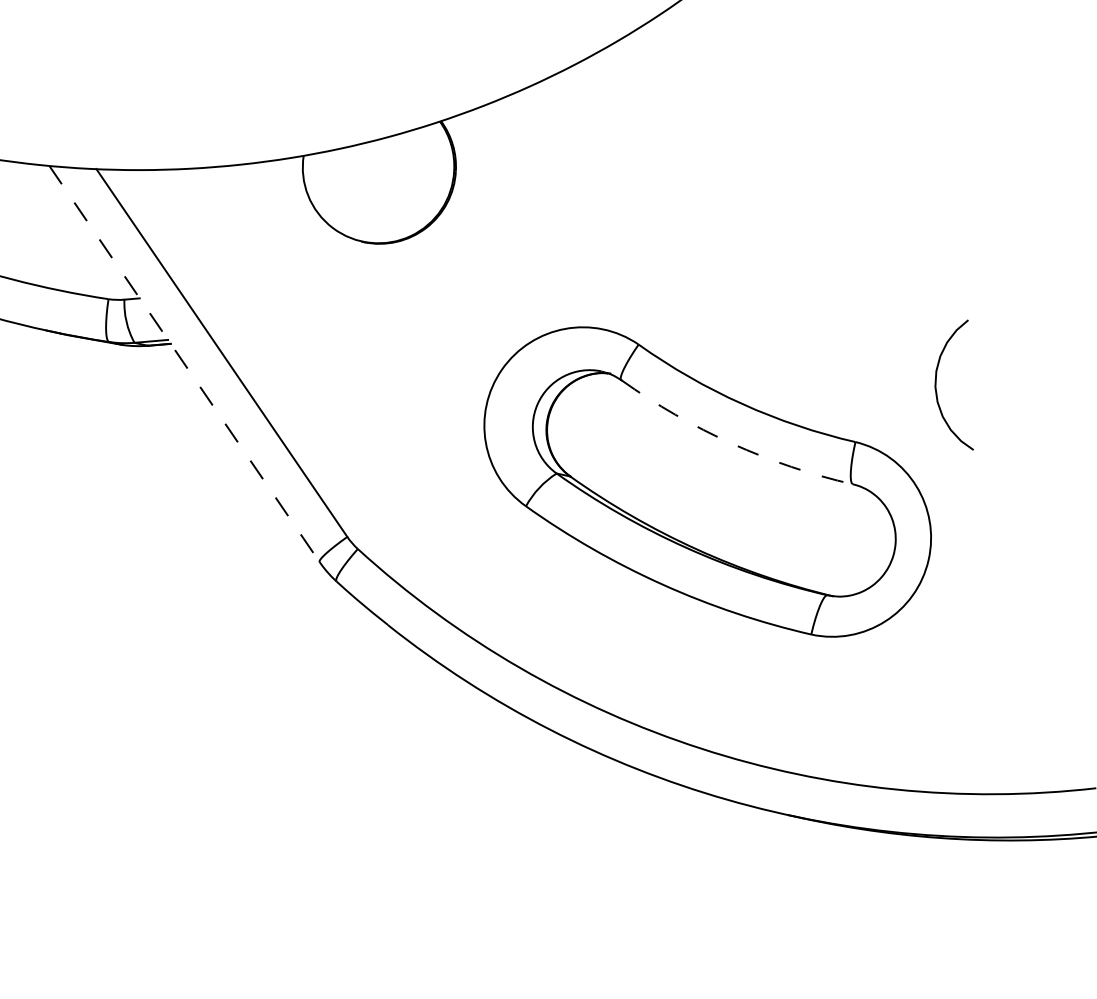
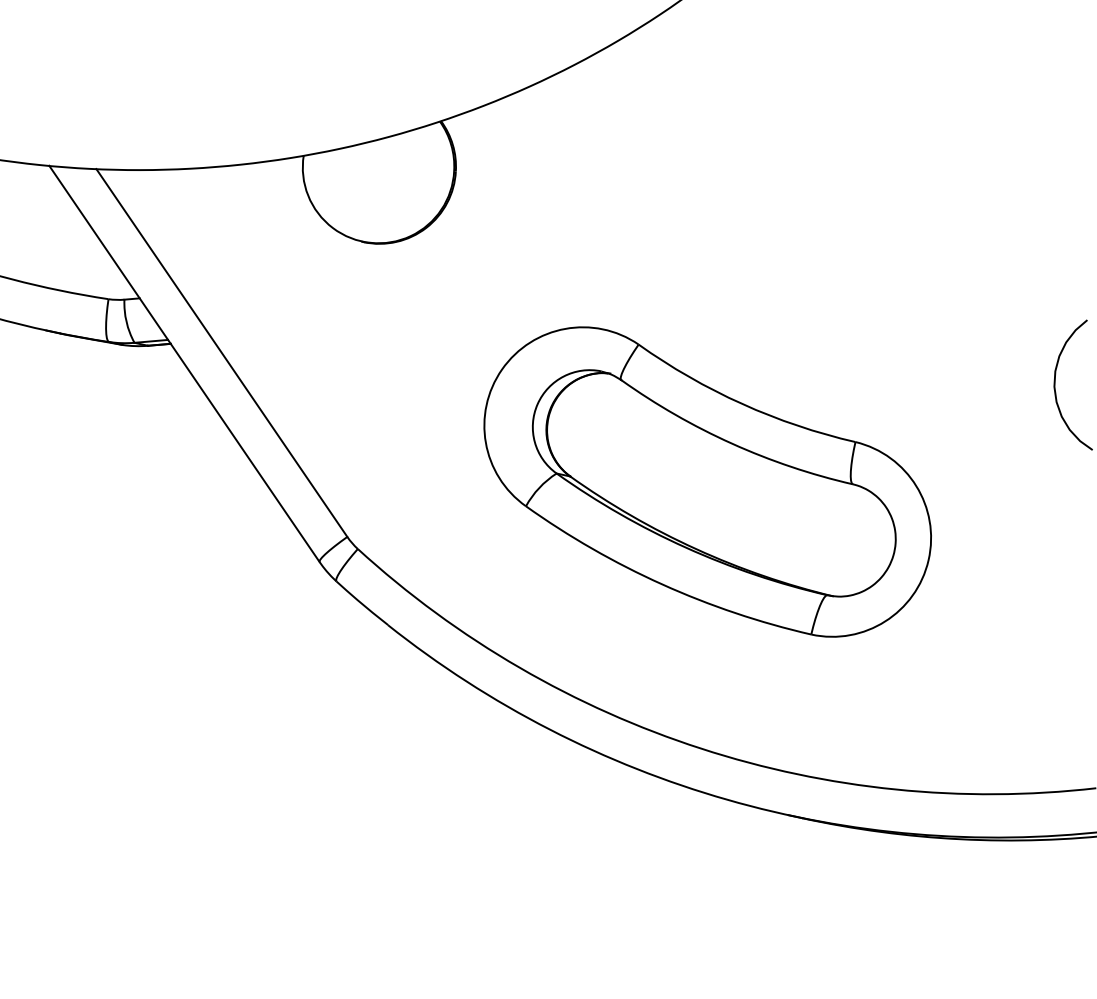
line: dashed -> solid (184, 363)
curve position: (936, 384) -> (1055, 384) (1055, 384)
arc: dashed -> solid (732, 443)
